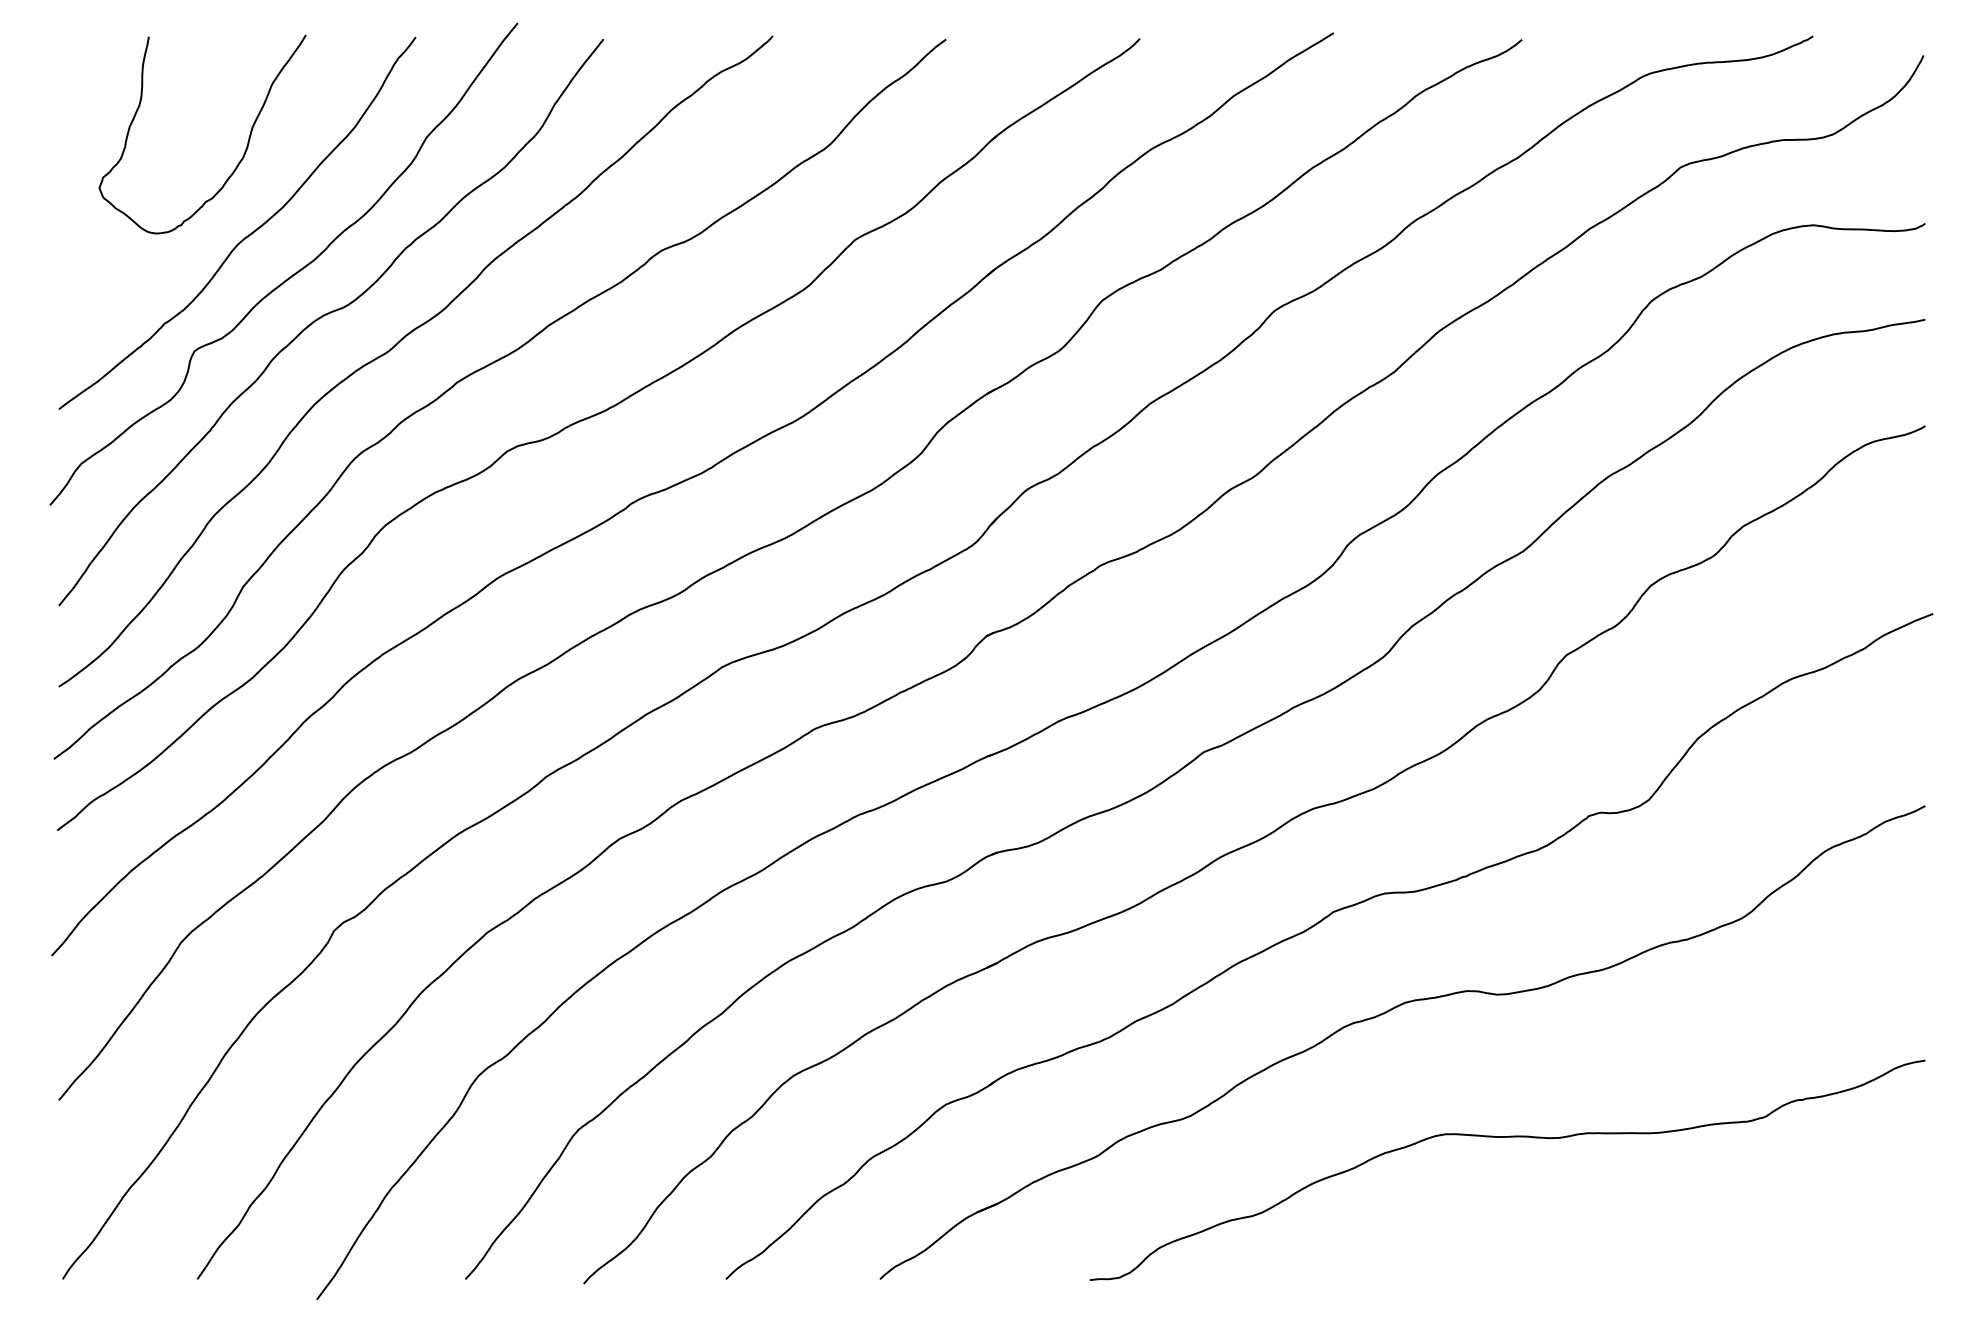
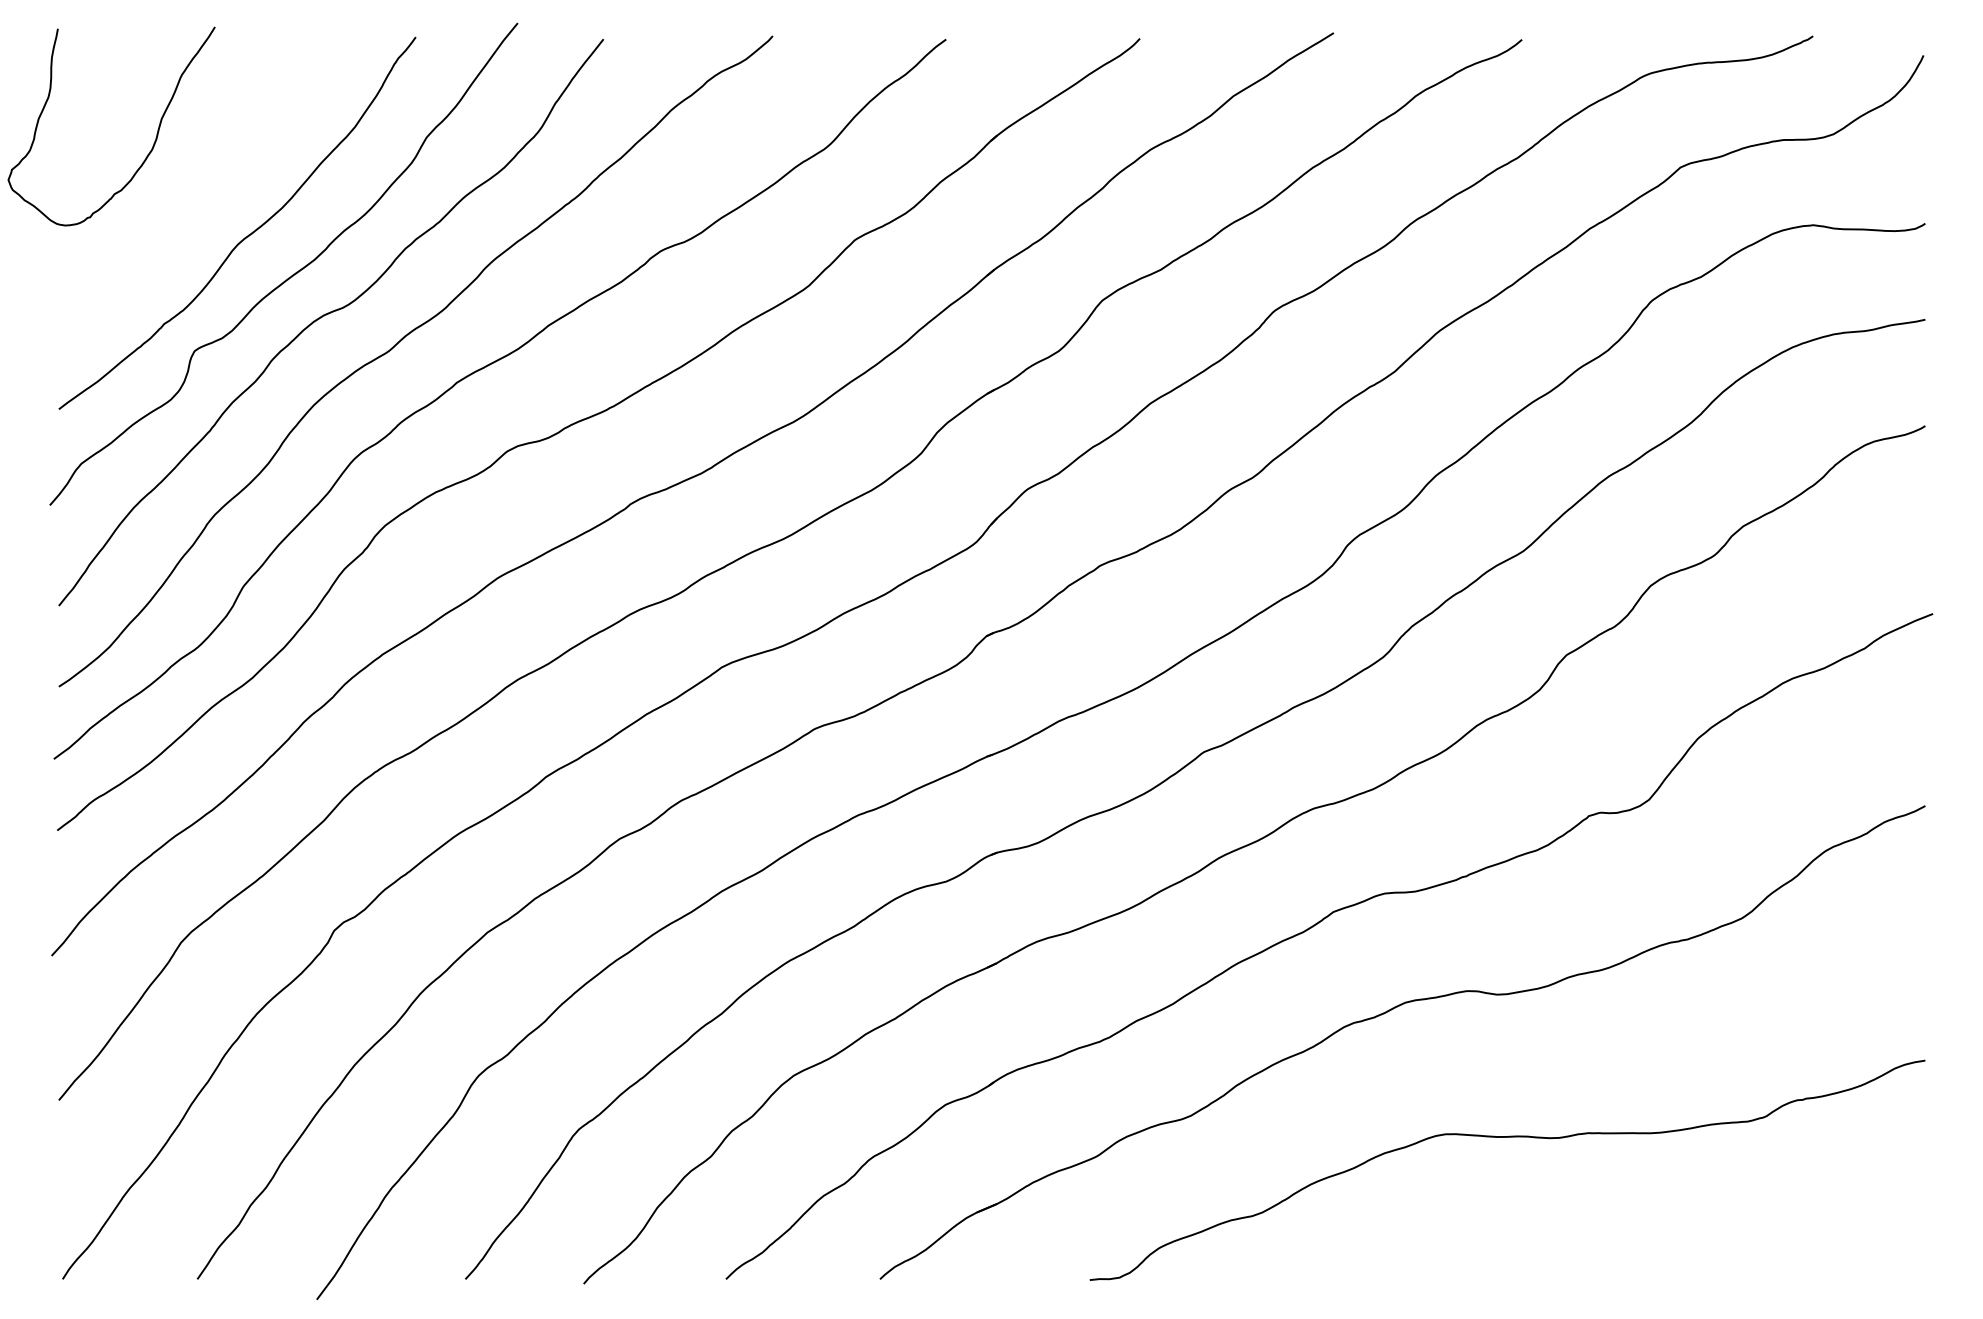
curve position: (243, 153) -> (152, 145) (152, 145)
